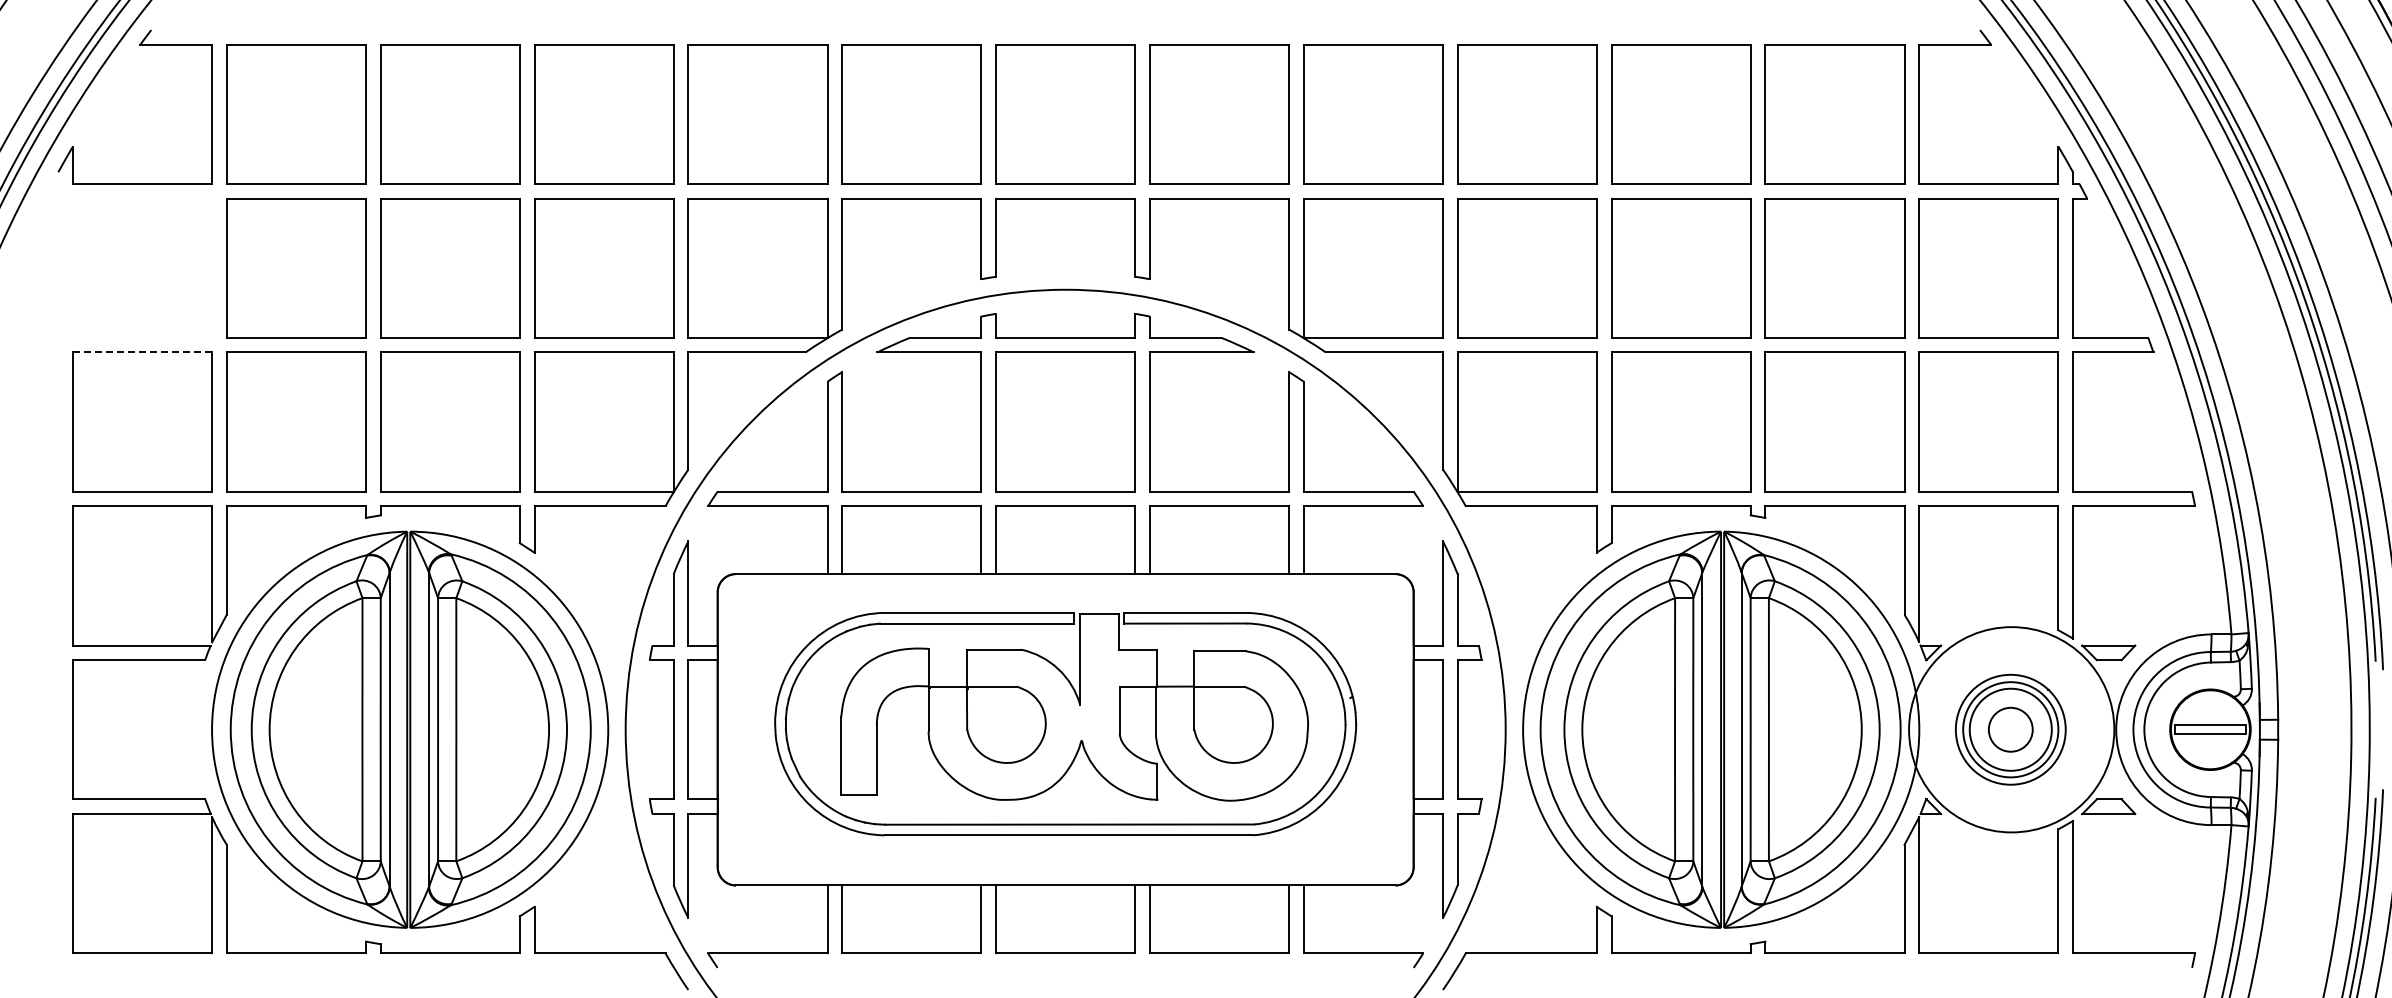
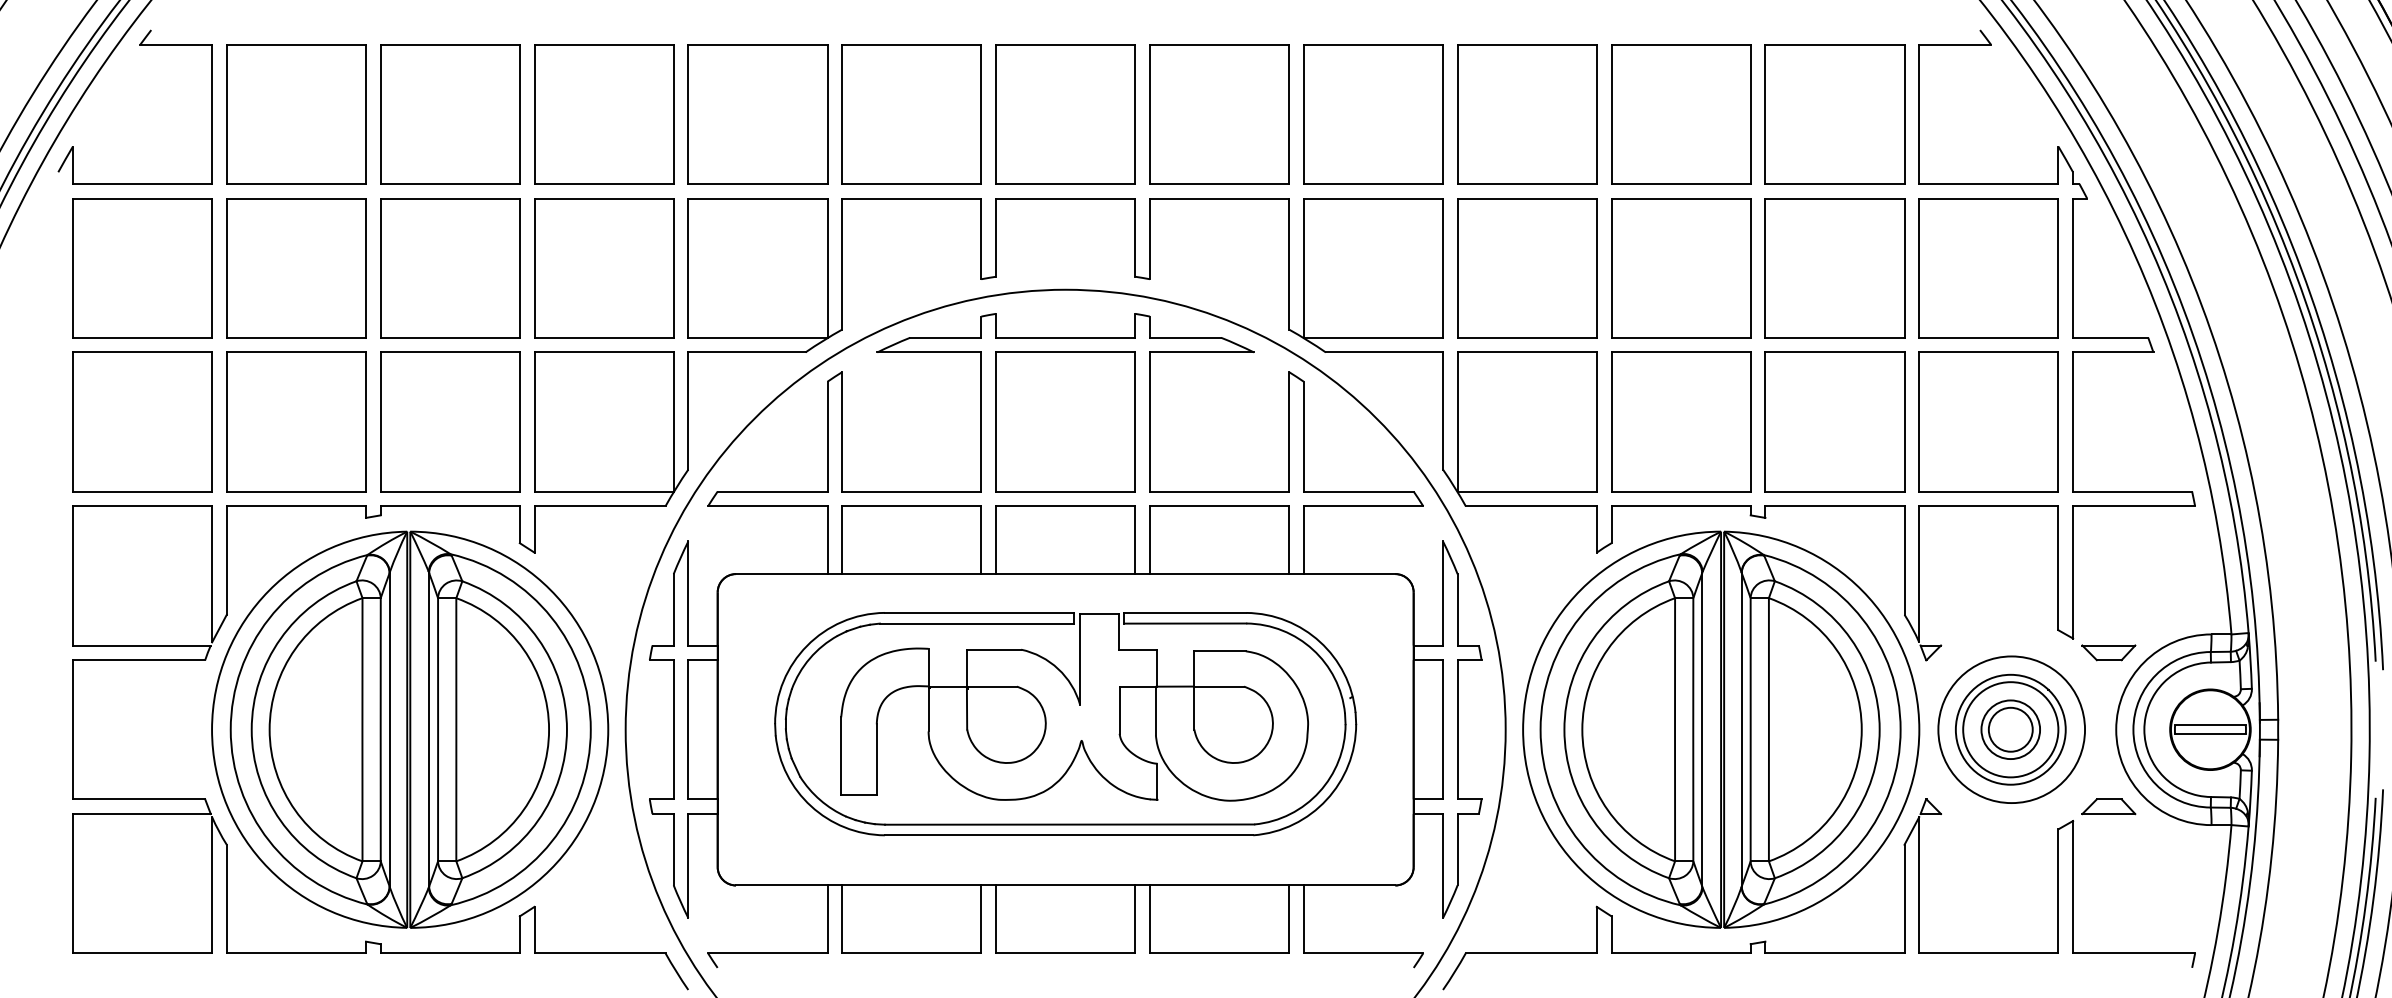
part: none -> present (142, 268)
line: dashed -> solid (142, 352)
circle diameter: 82 px -> 59 px (2010, 729)
circle diameter: 205 px -> 147 px (2011, 729)
